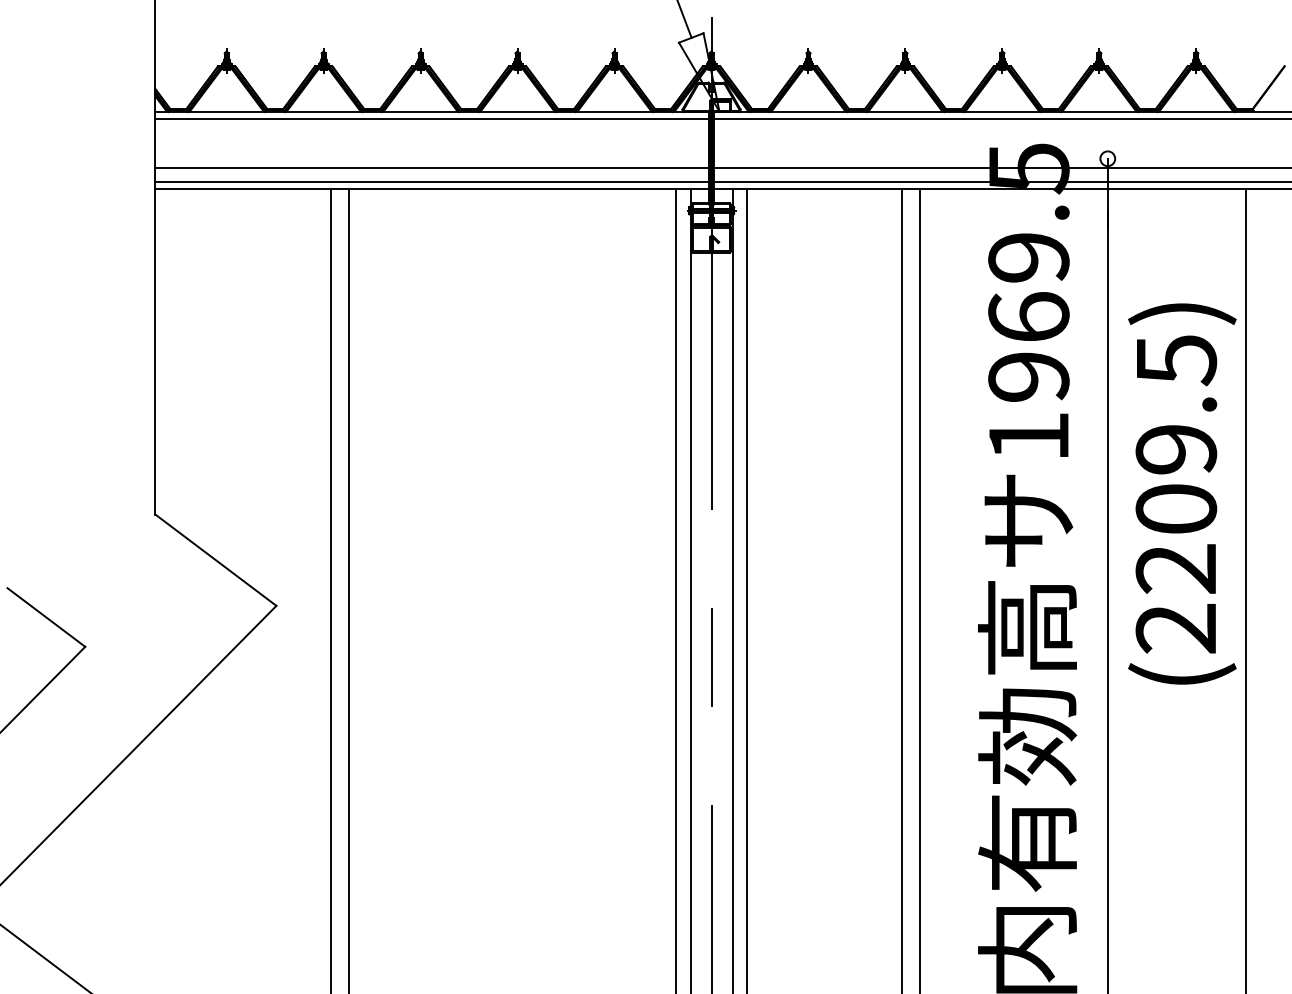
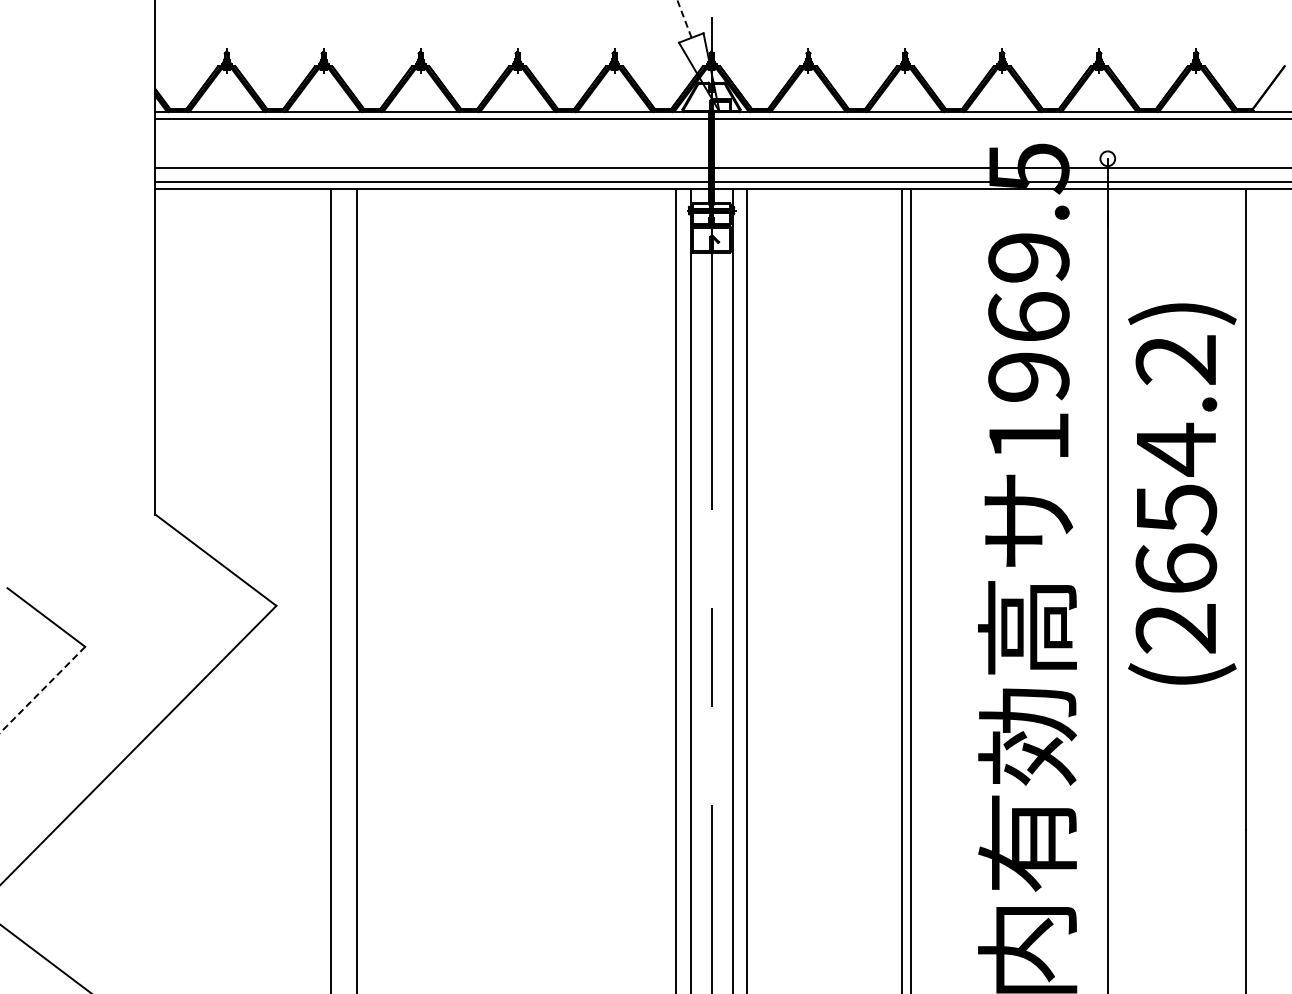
line: solid -> dashed (684, 19)
text: (2209.5) -> (2654.2) (1176, 464)
line position: (349, 589) -> (357, 589) (357, 589)
line position: (919, 589) -> (910, 589) (910, 589)
line: solid -> dashed (42, 690)
